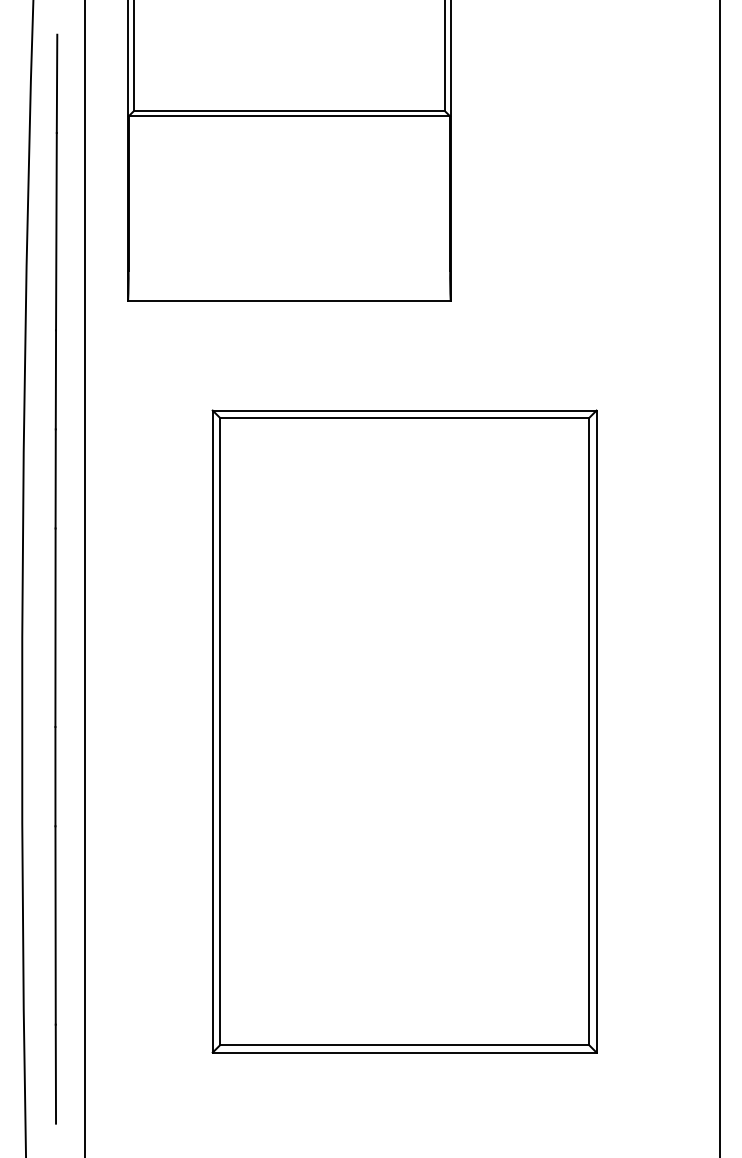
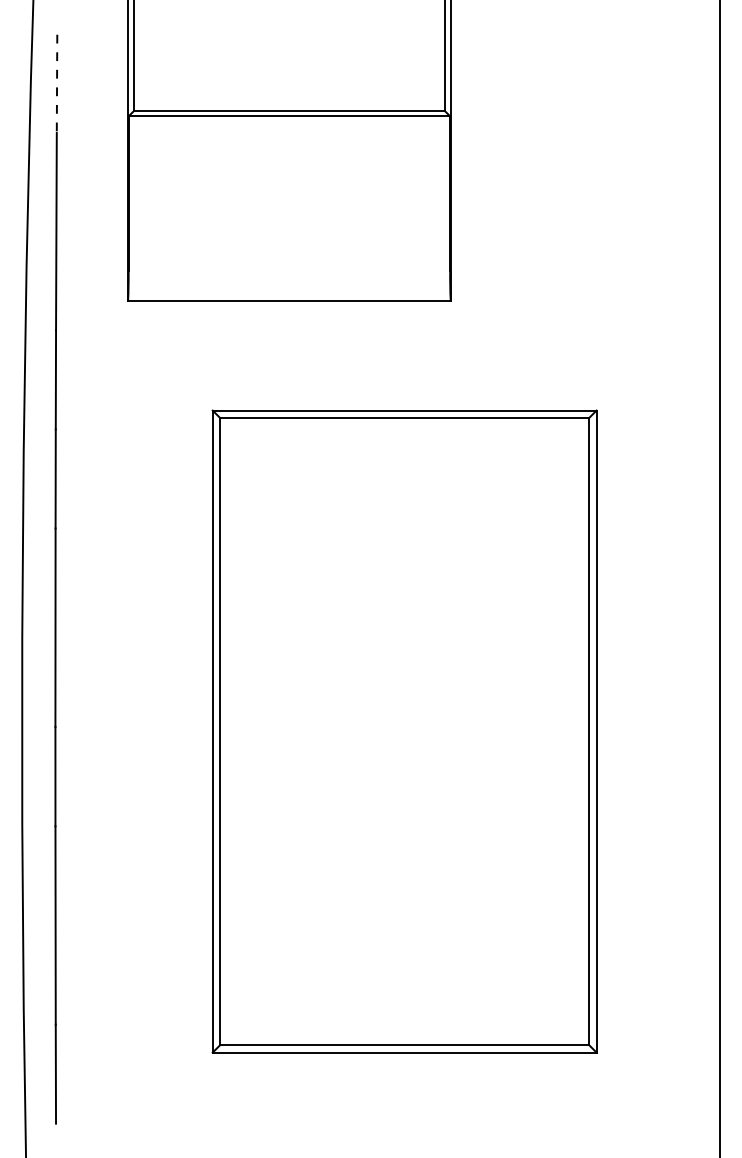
line: solid -> dashed (57, 84)
line: present -> none (84, 578)
